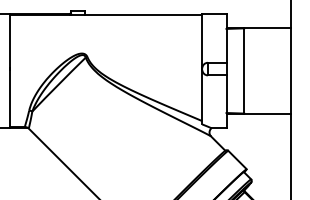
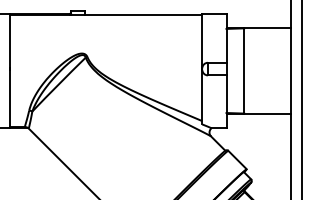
line: none -> present (302, 99)
